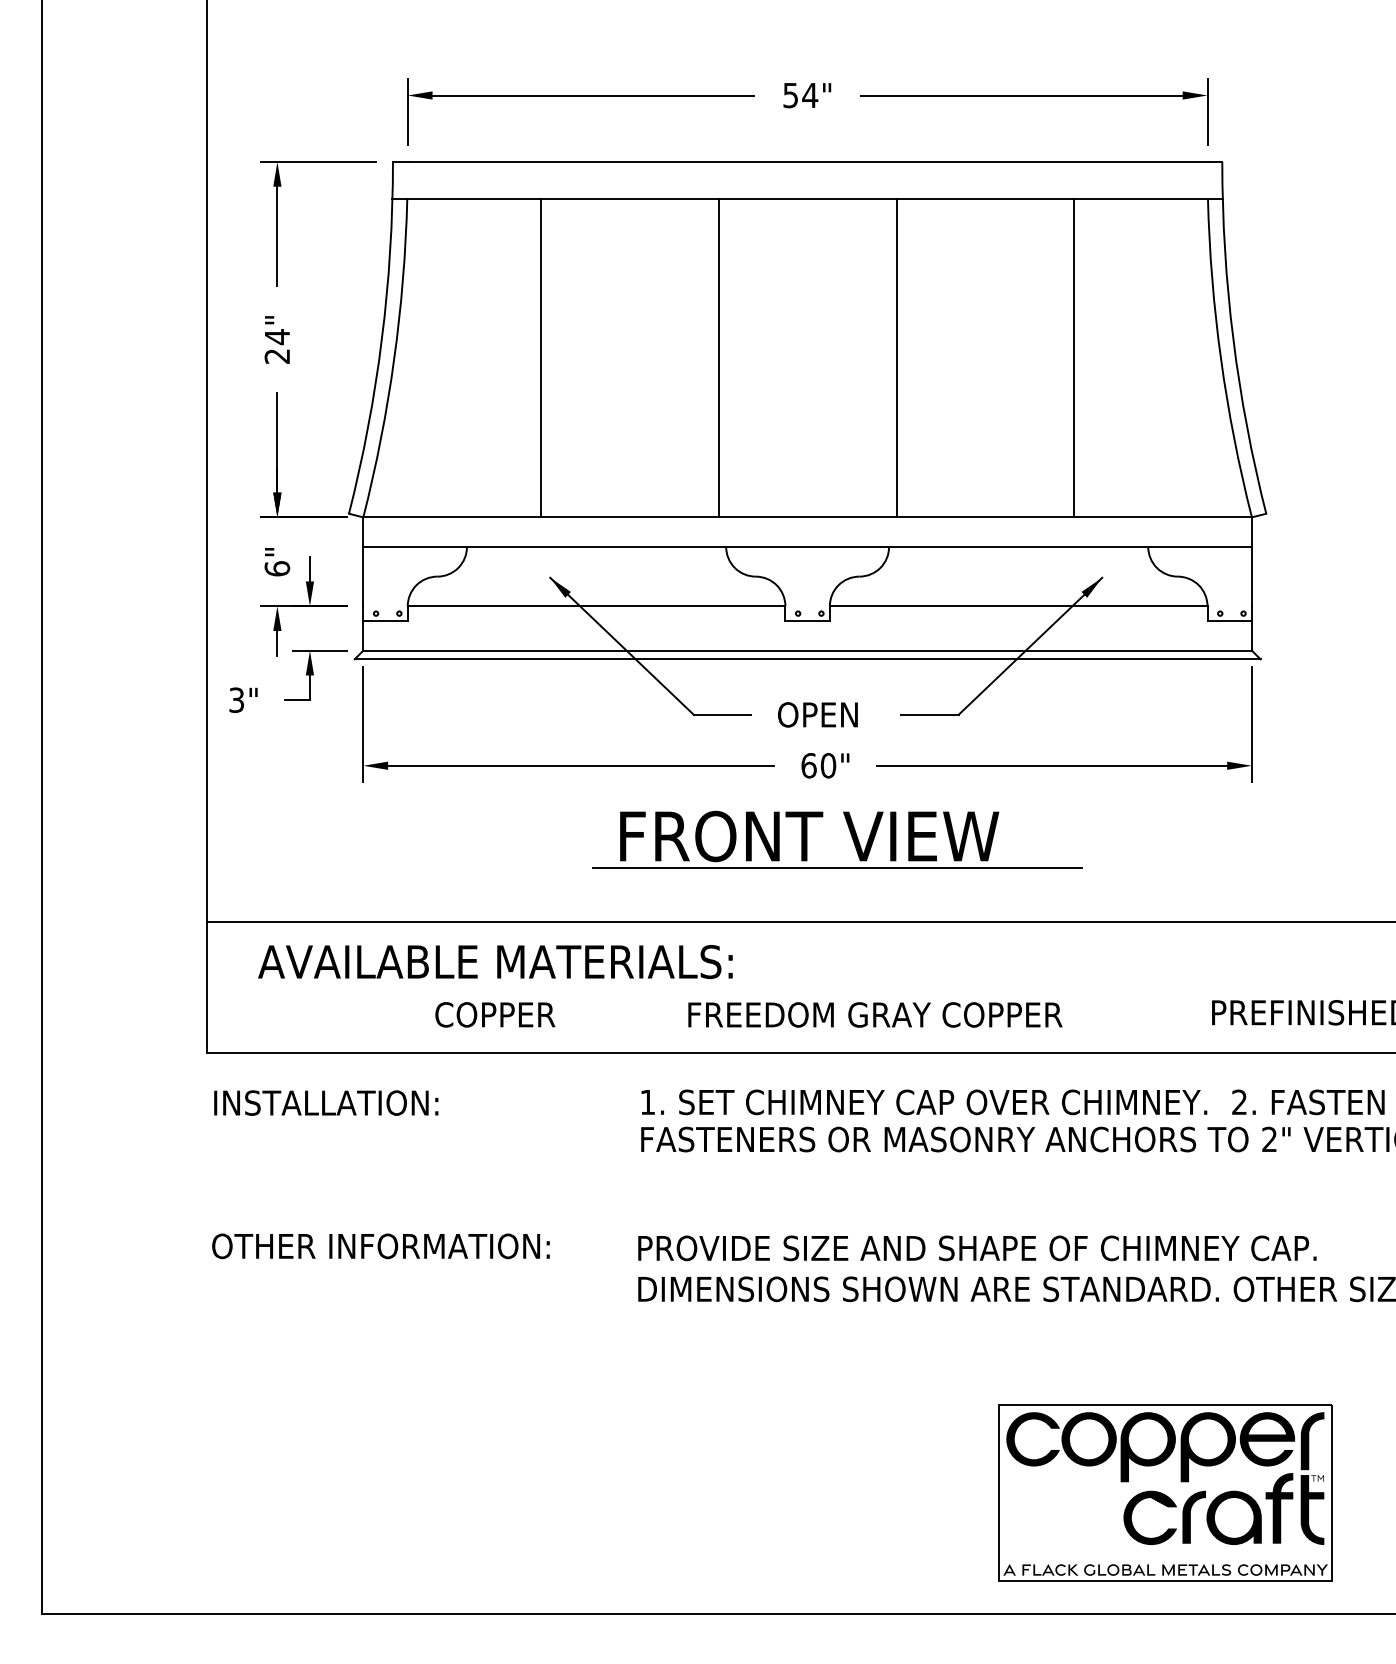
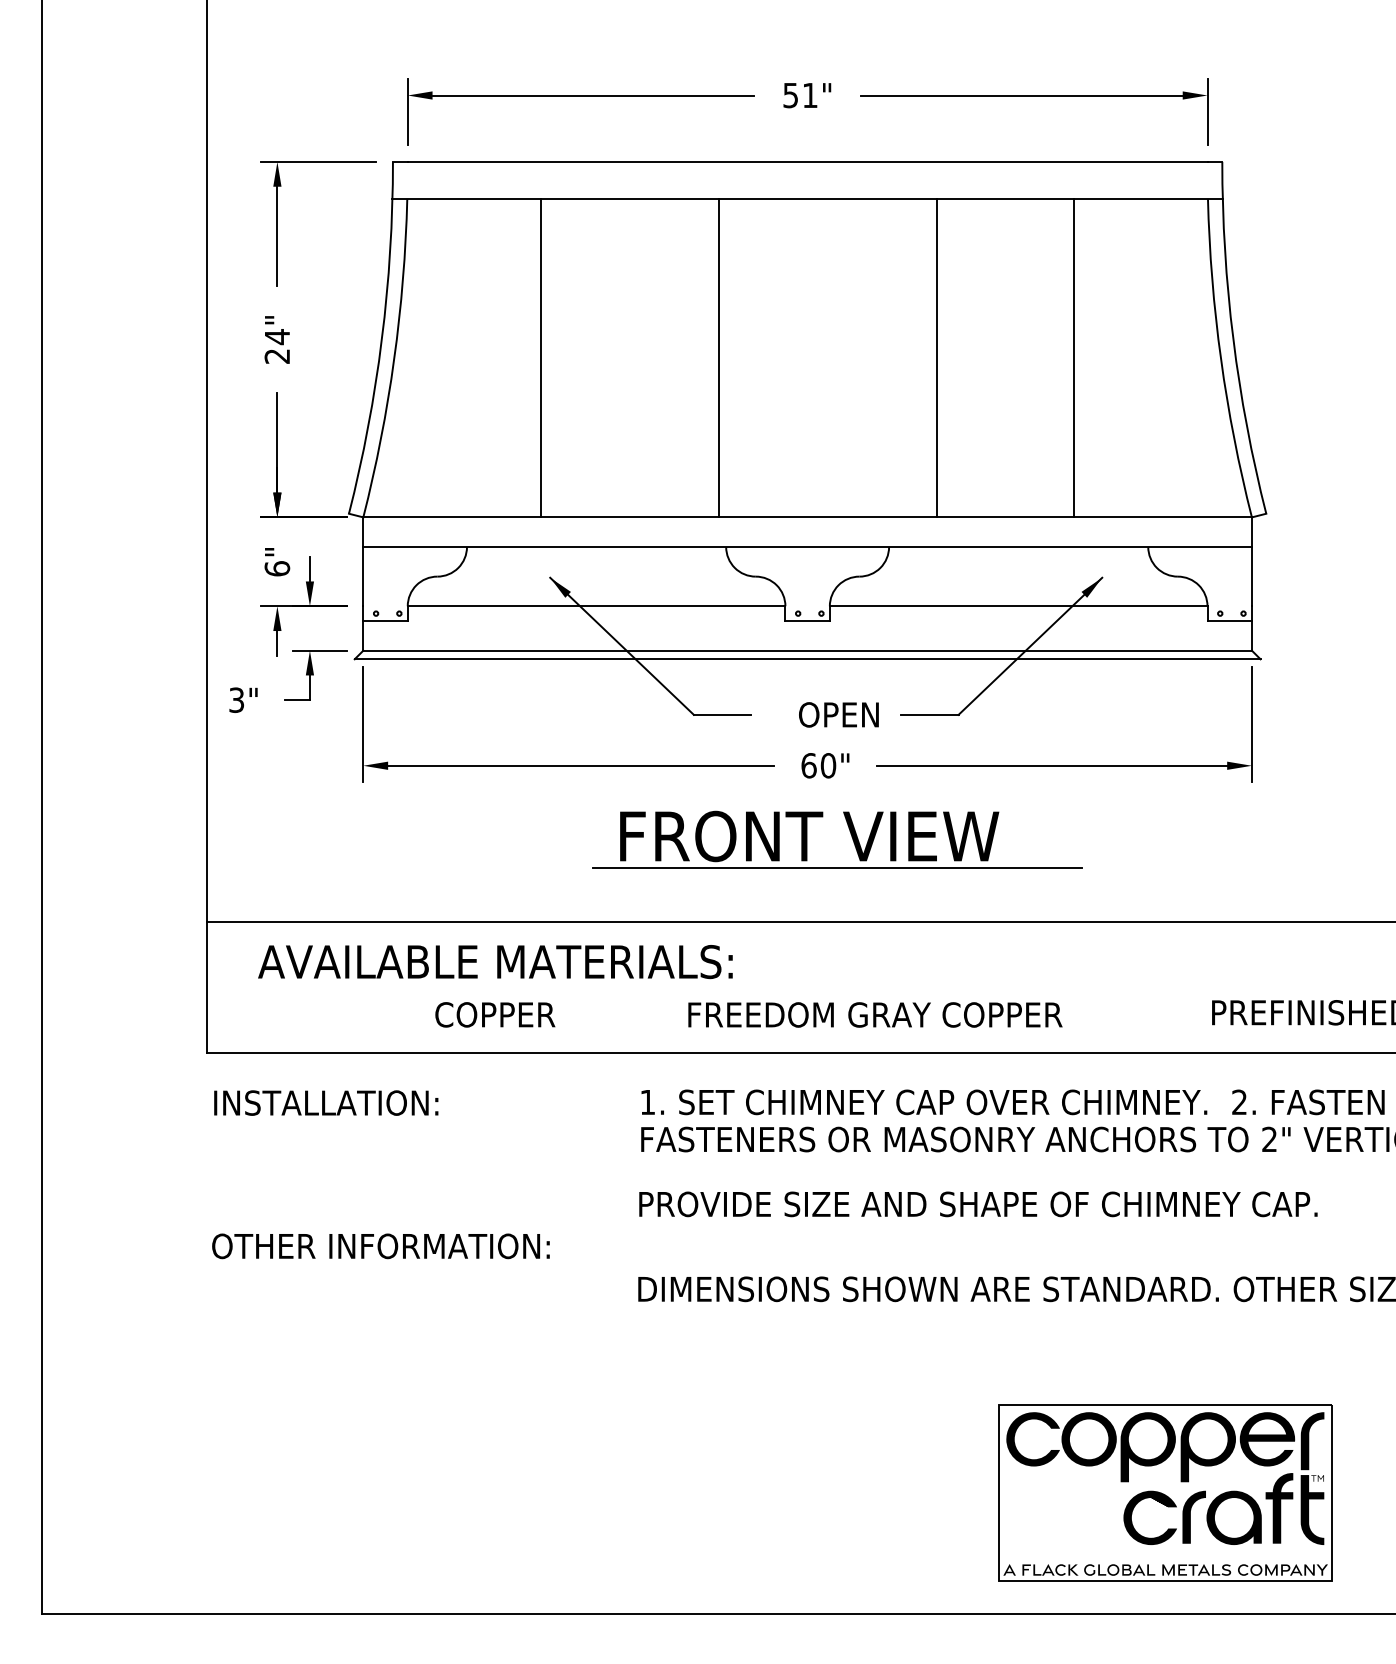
text: 54" -> 51" (810, 95)
line position: (896, 357) -> (936, 357) (936, 357)
text position: (817, 714) -> (838, 714) (838, 714)
text position: (977, 1248) -> (978, 1204) (978, 1204)
